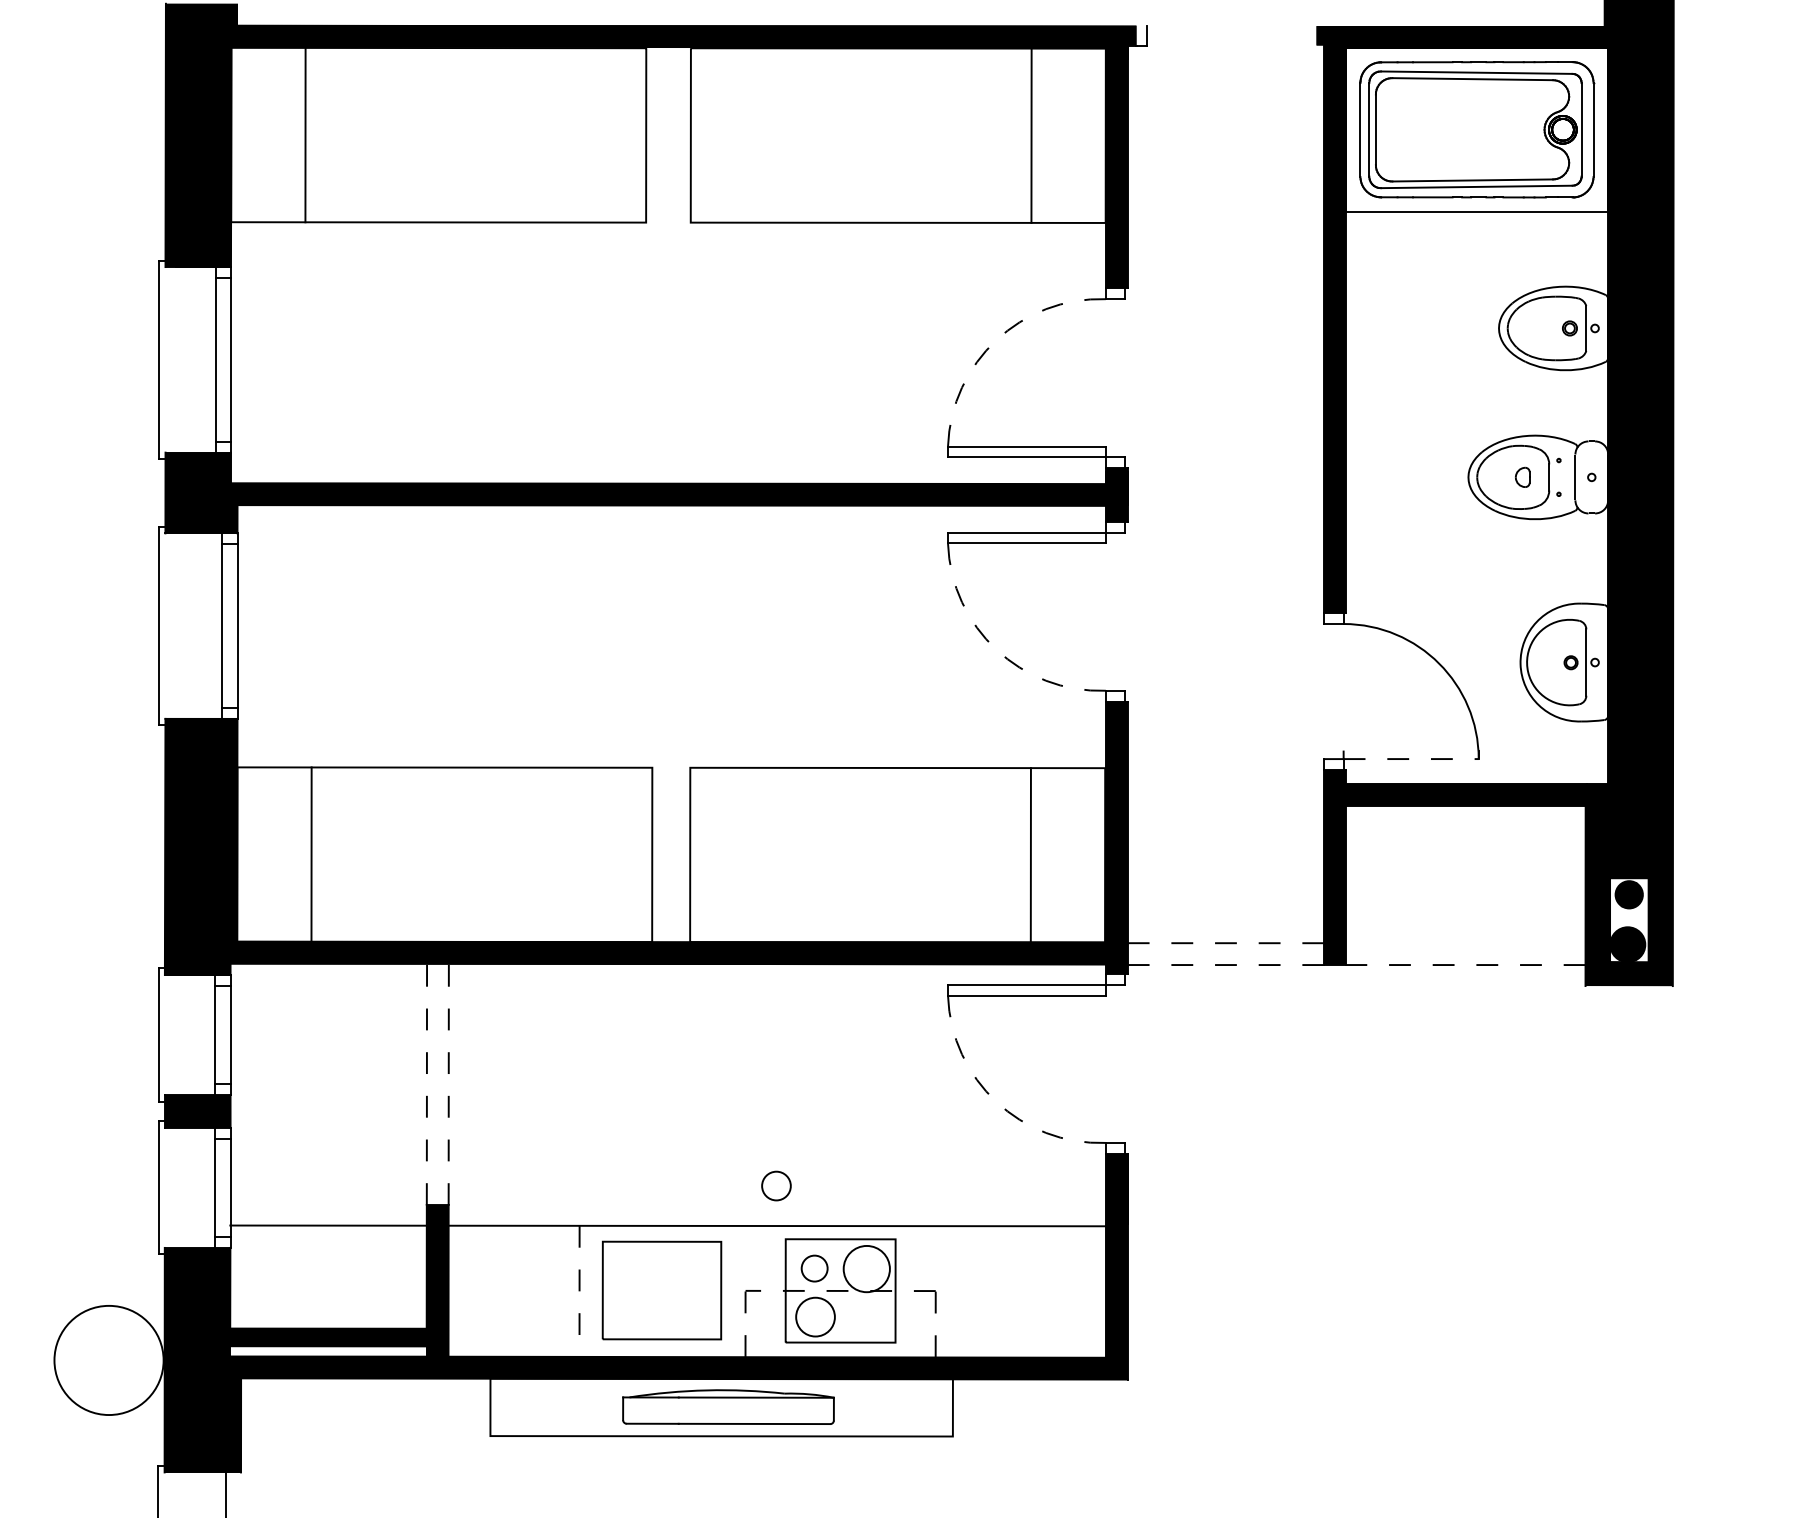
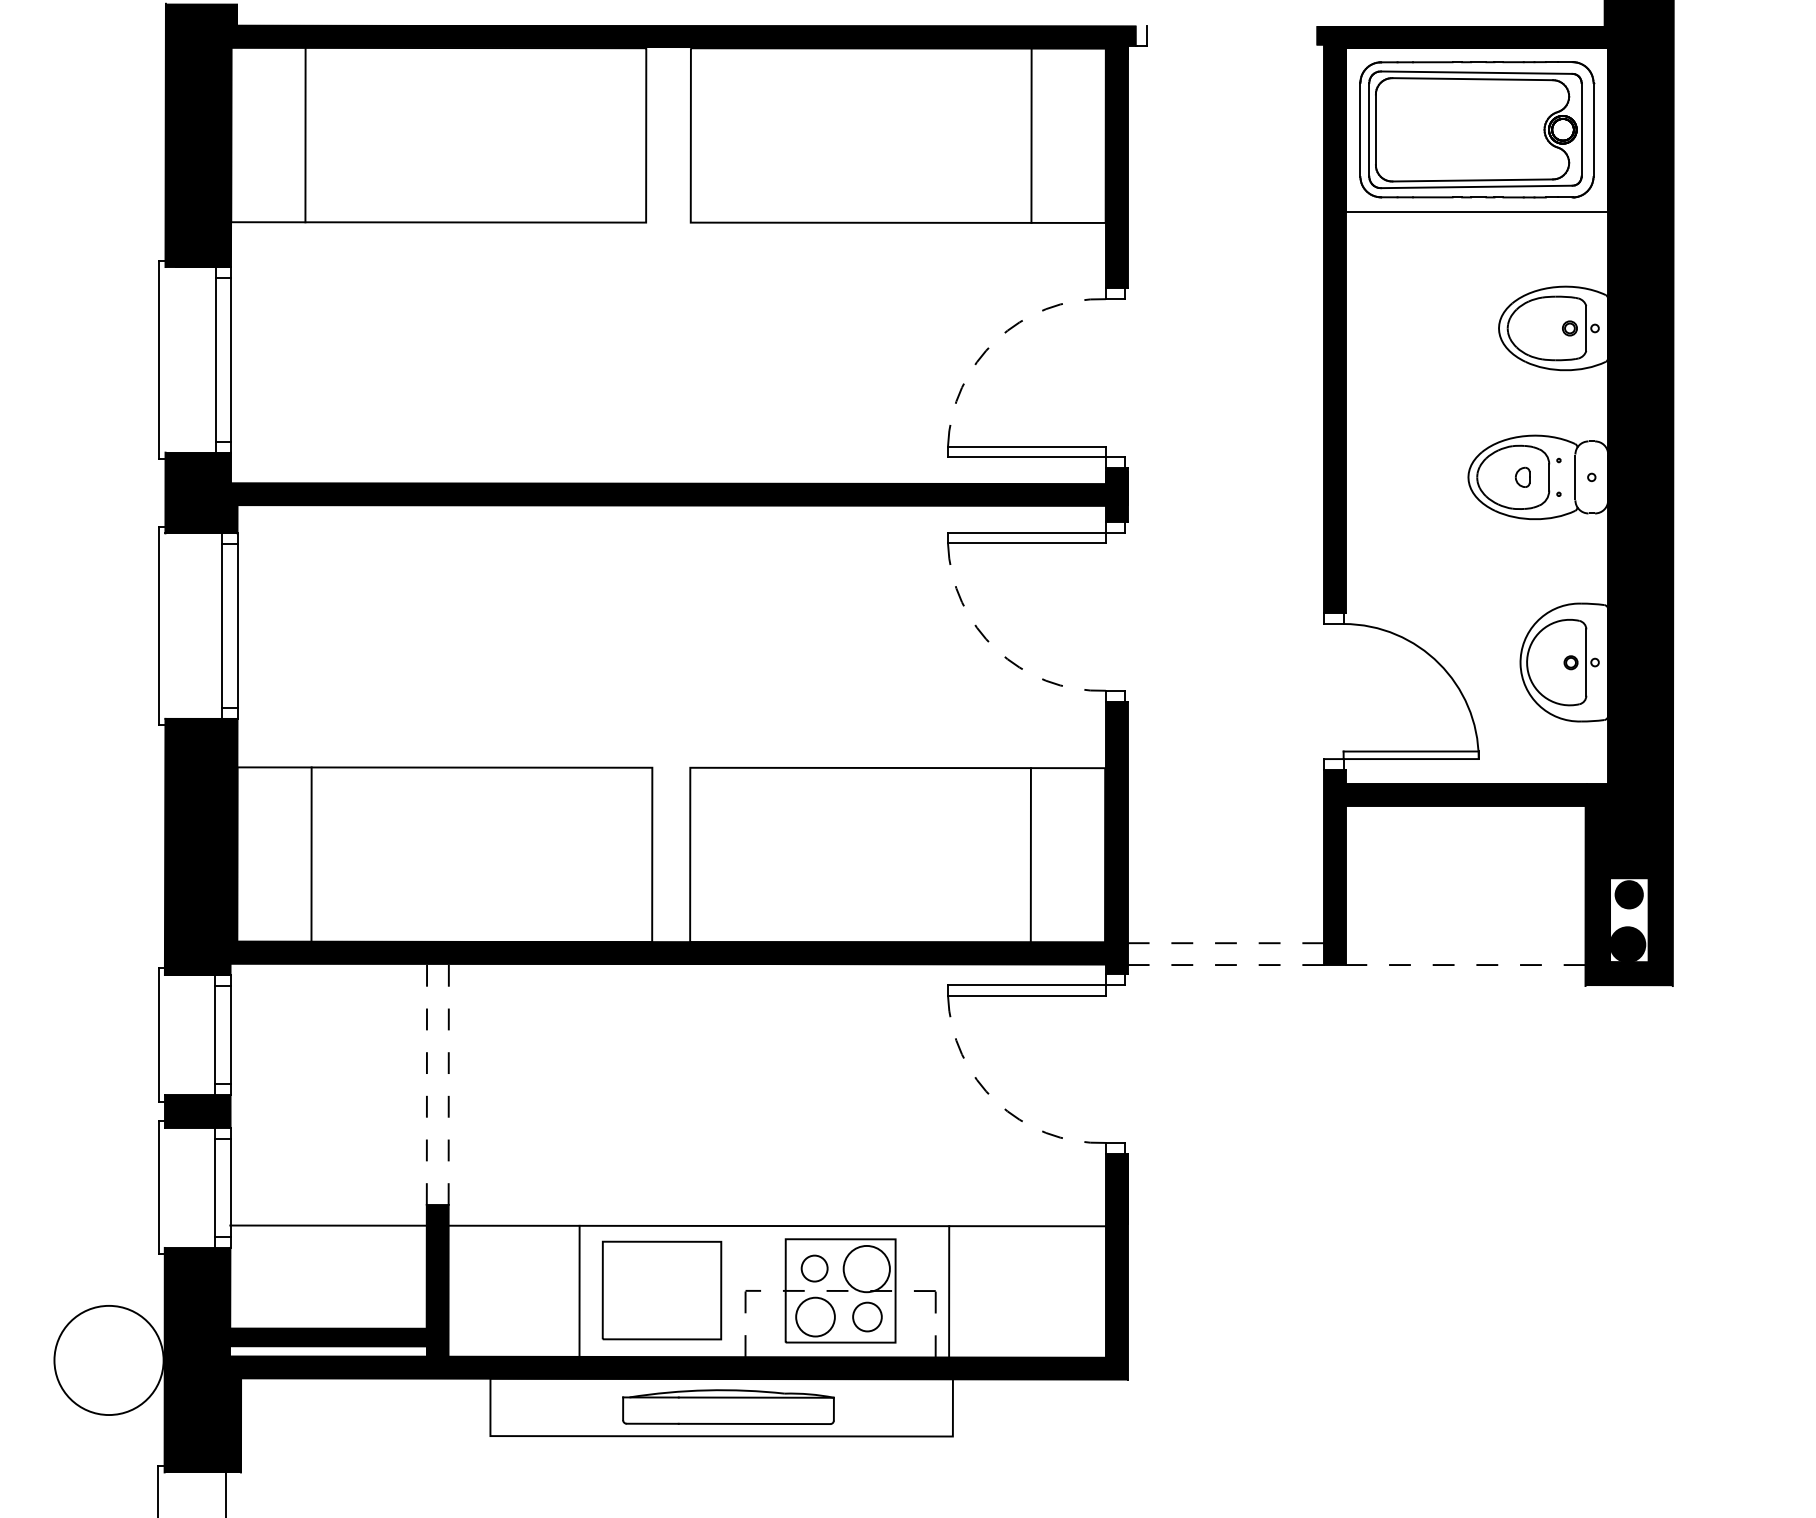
line: none -> present (1410, 751)
line: dashed -> solid (1411, 759)
circle position: (776, 1185) -> (867, 1316) (867, 1316)
line: dashed -> solid (579, 1291)
line: none -> present (949, 1291)
